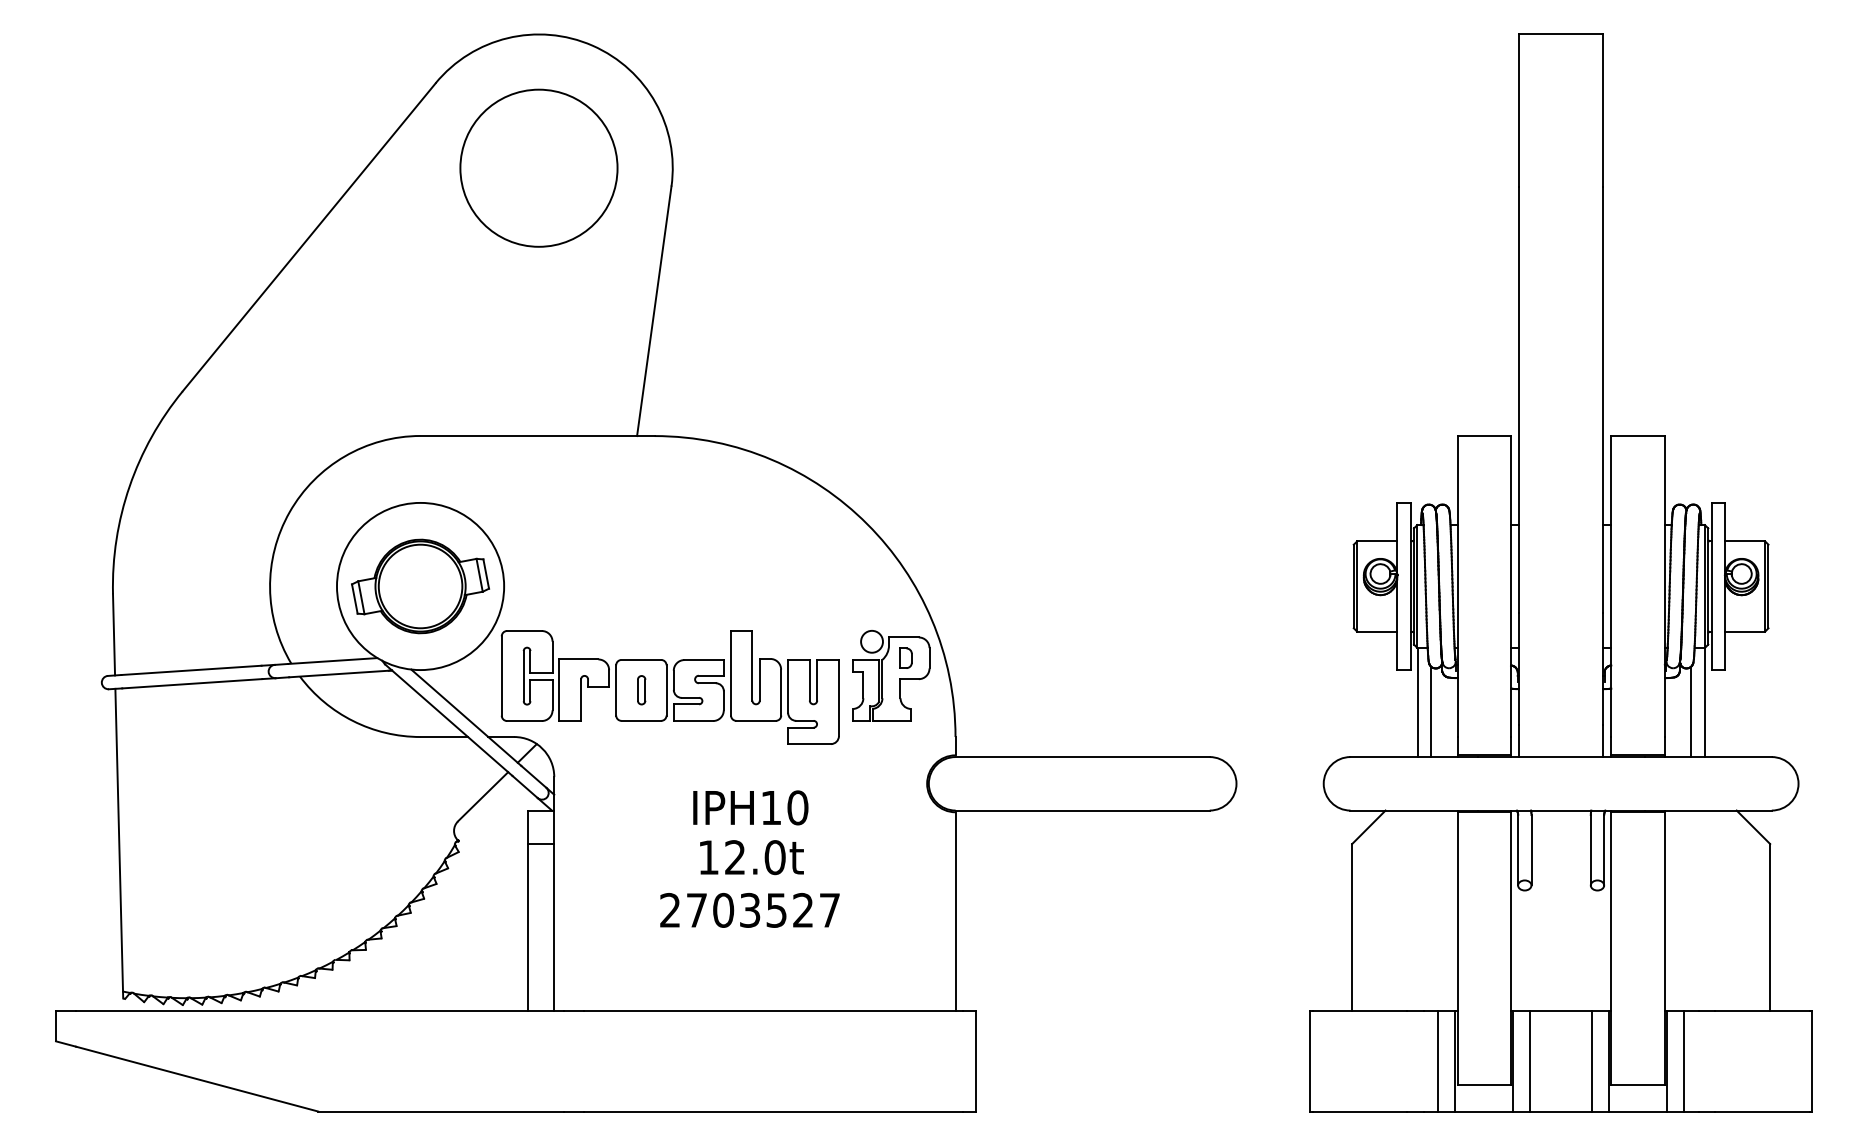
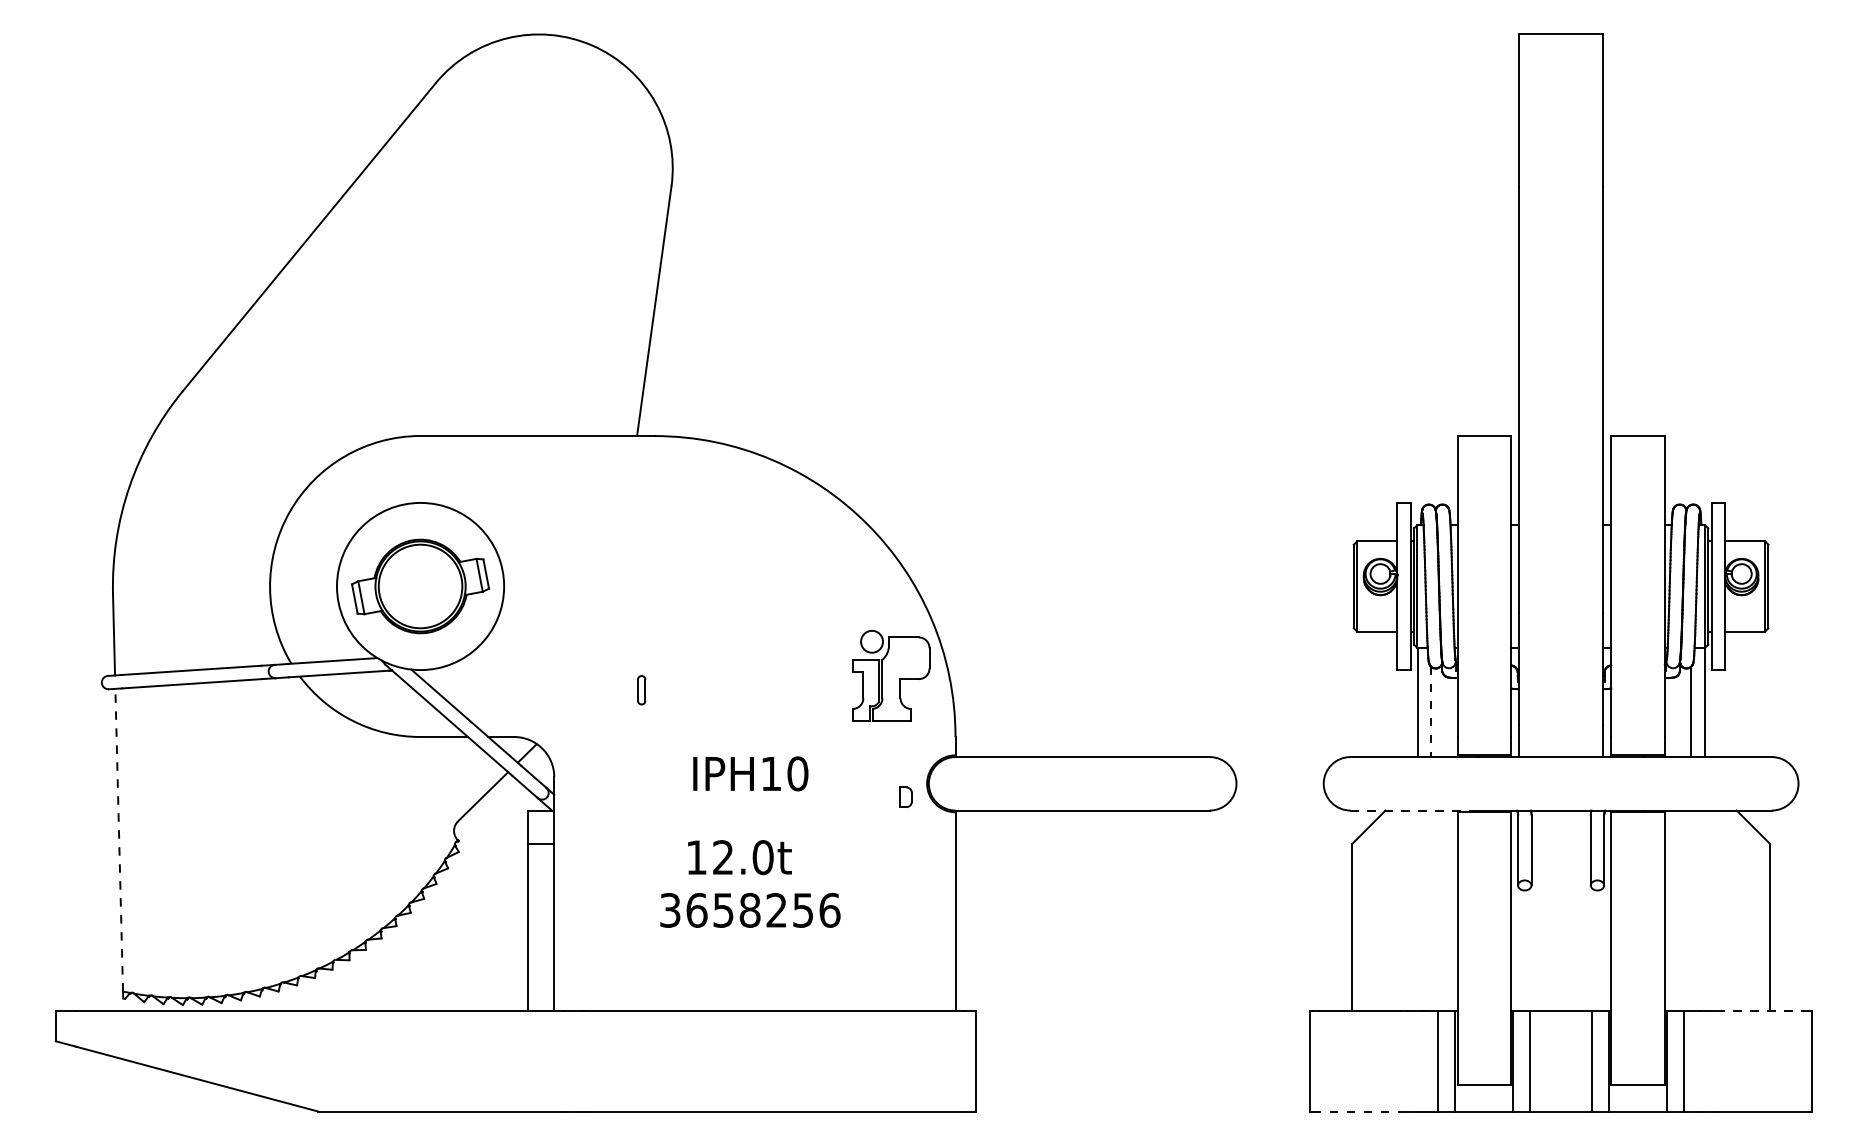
circle: present -> none (538, 167)
part position: (905, 657) -> (905, 796) (905, 796)
part: present -> none (669, 687)
line: solid -> dashed (1431, 712)
text position: (750, 807) -> (750, 773) (750, 773)
line: solid -> dashed (1414, 810)
line: solid -> dashed (119, 839)
text position: (751, 857) -> (739, 857) (739, 857)
text: 2703527 -> 3658256 (750, 909)
line: solid -> dashed (1761, 1011)
line: solid -> dashed (1360, 1111)
